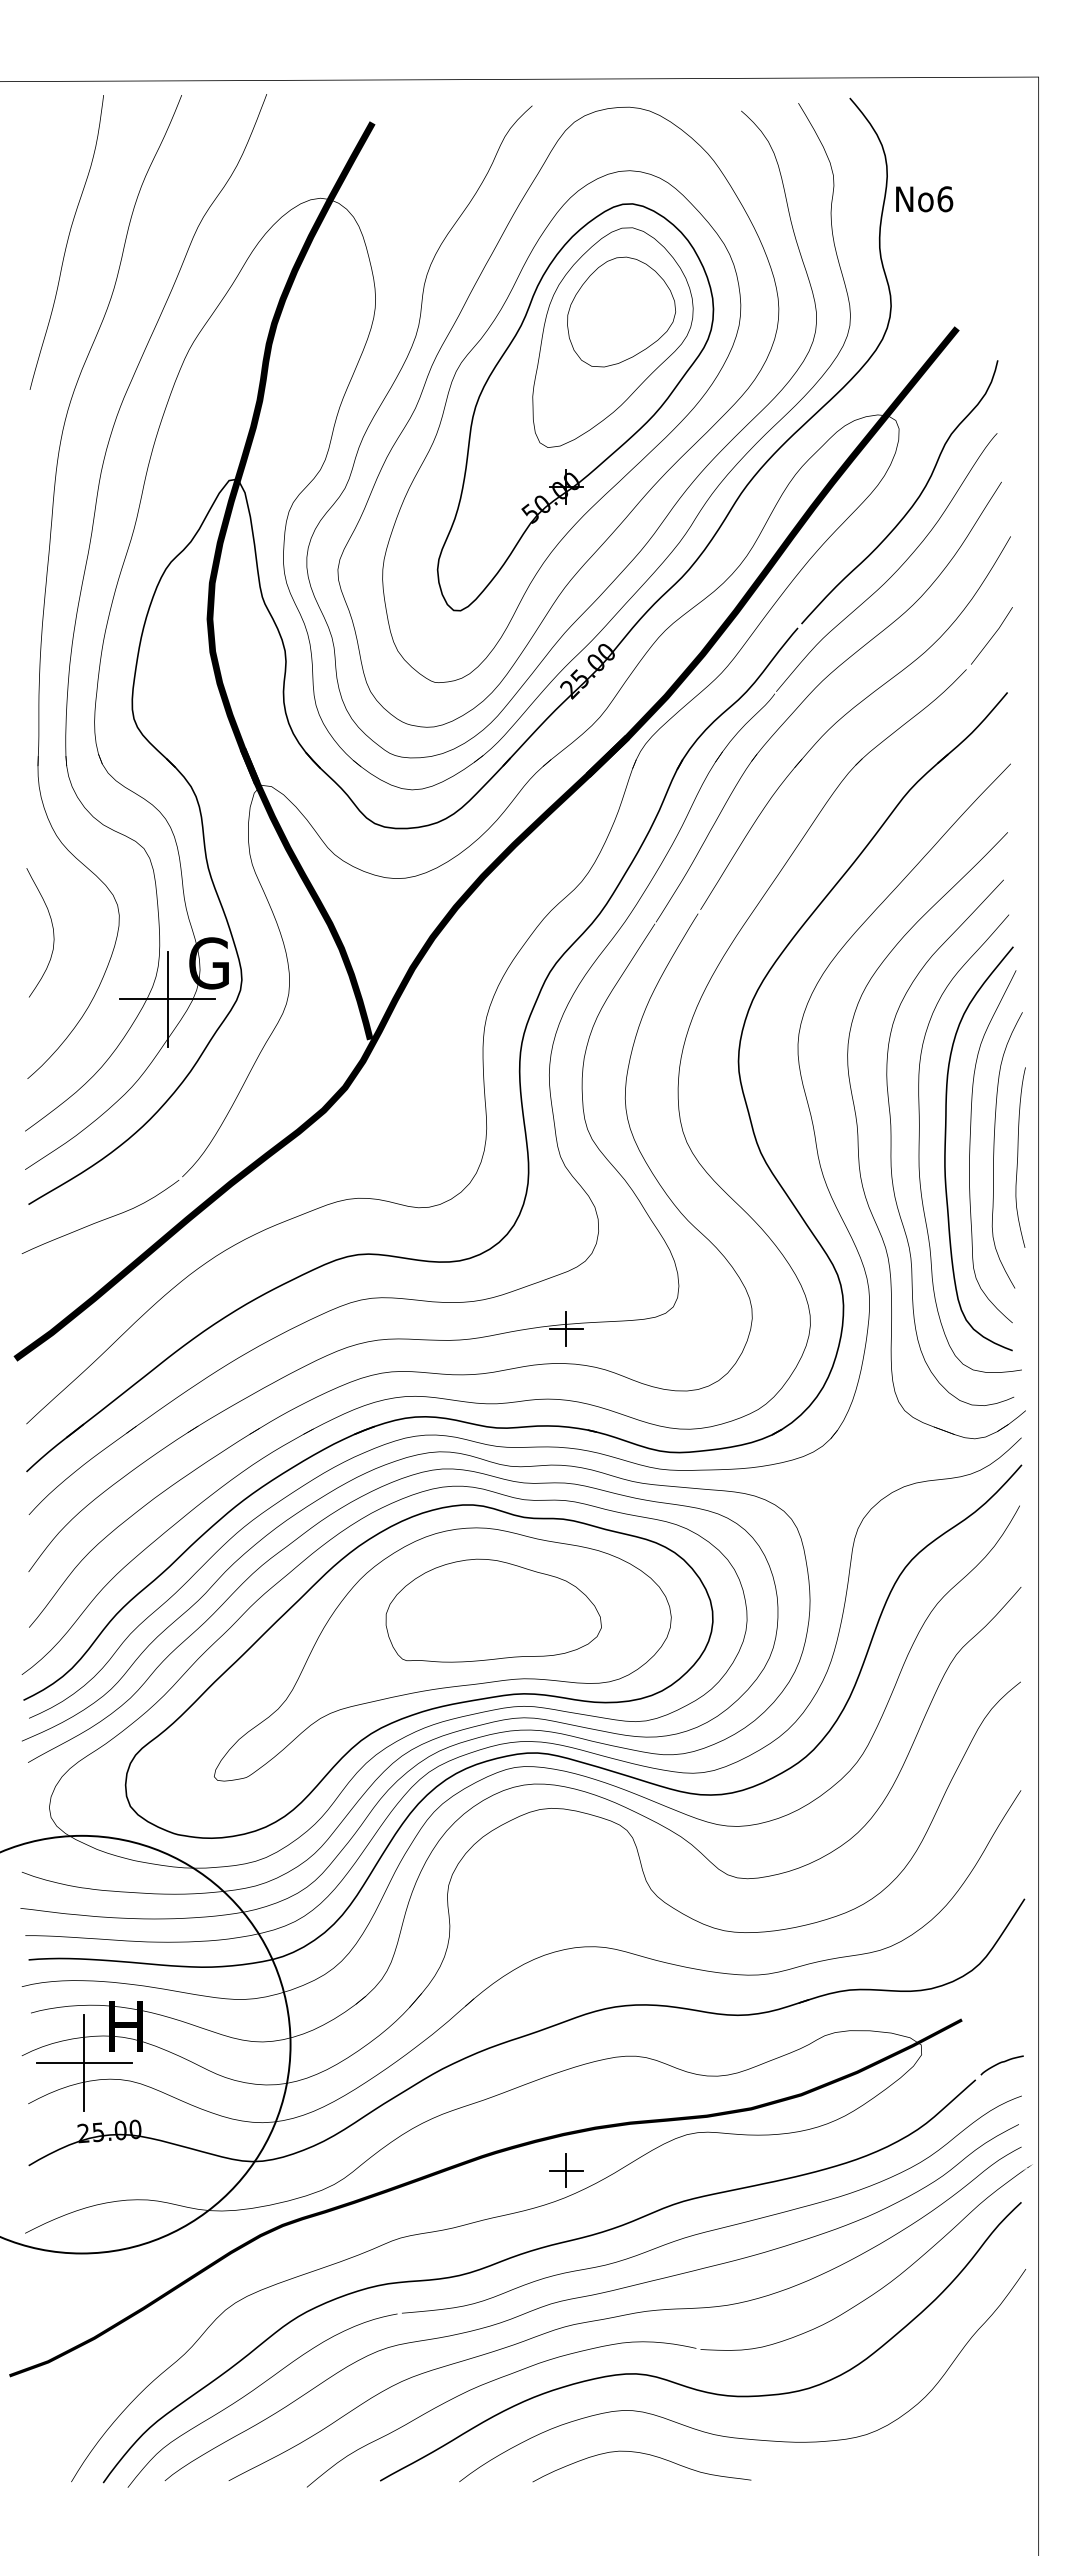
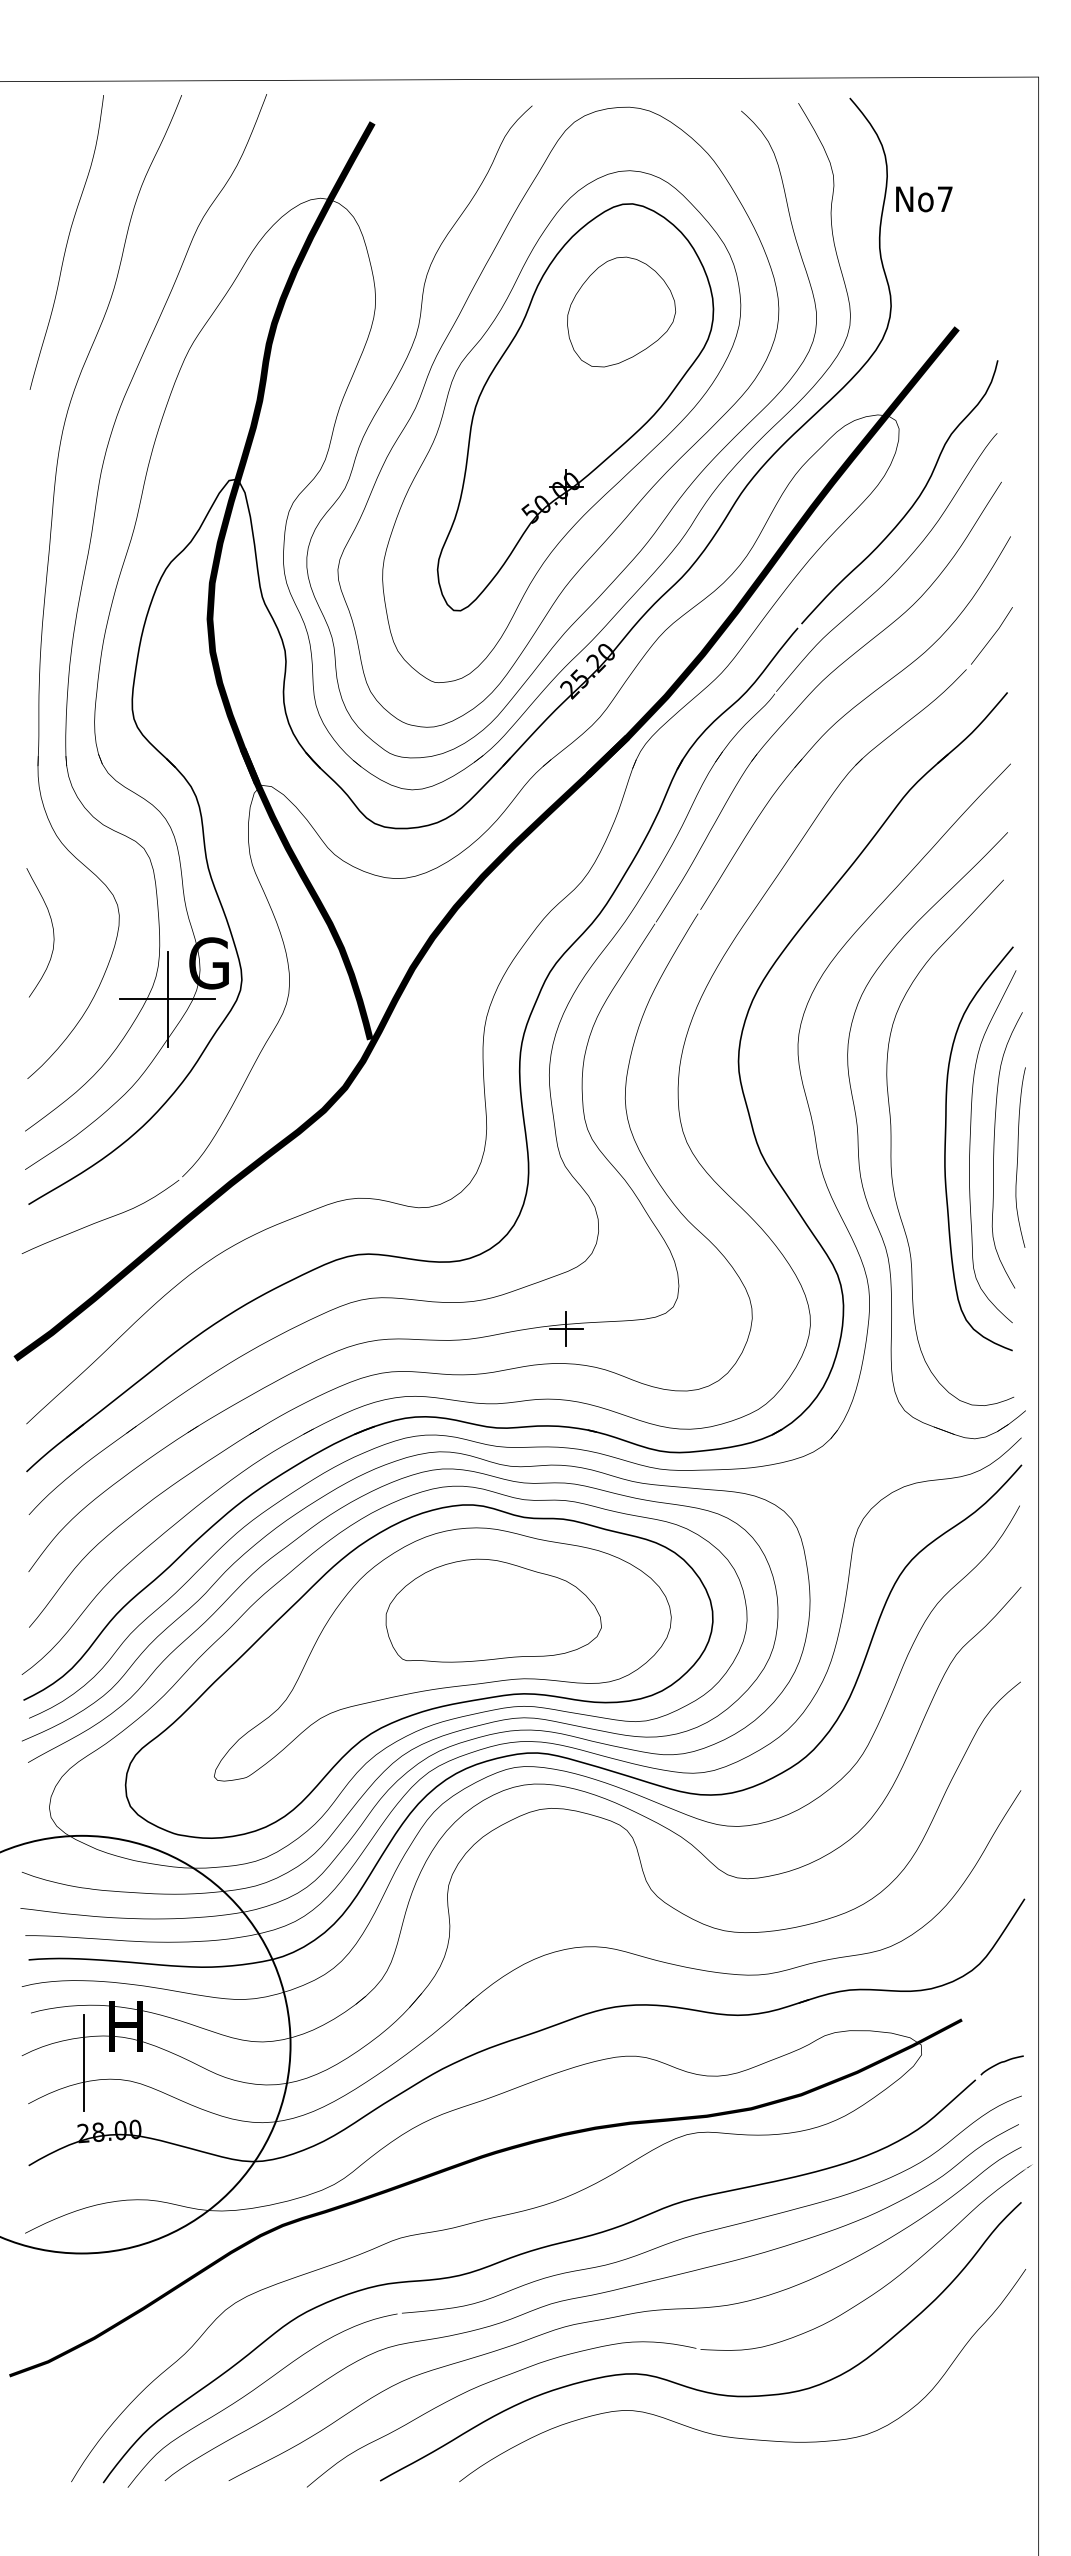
text: No6 -> No7 (945, 199)
part: present -> none (612, 337)
text: 25.00 -> 25.20 (596, 663)
curve: present -> none (919, 1143)
line: present -> none (84, 2062)
text: 25.00 -> 28.00 (98, 2132)
part: present -> none (566, 2170)
curve: present -> none (645, 2454)
